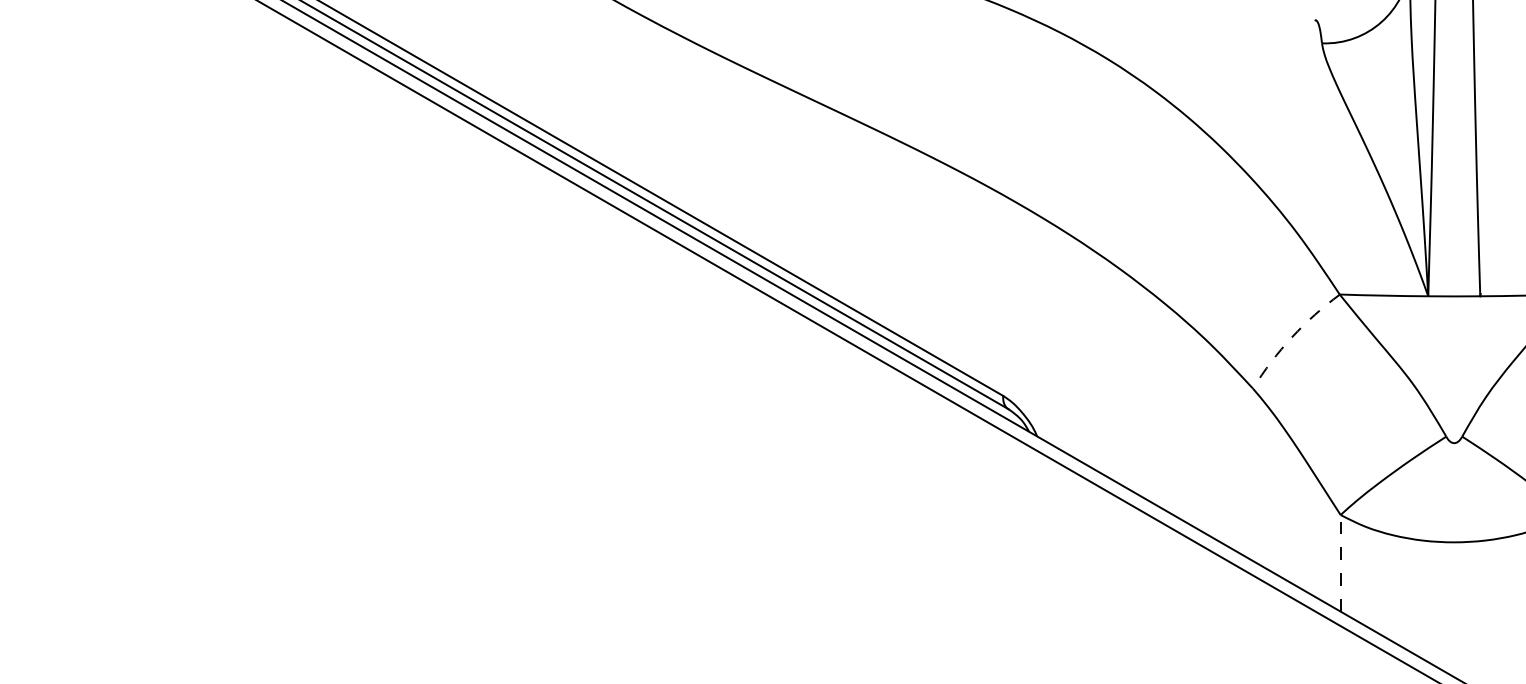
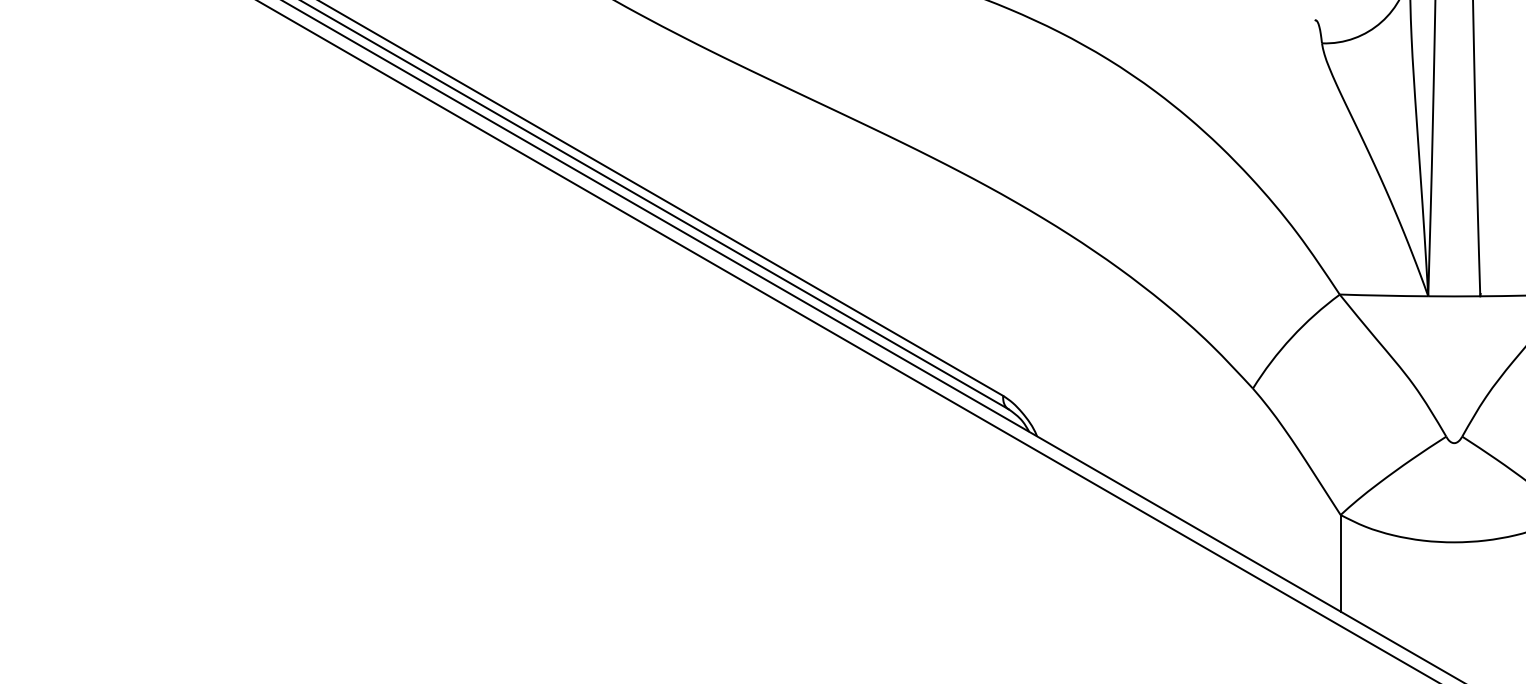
arc: dashed -> solid (1291, 337)
line: dashed -> solid (1340, 562)
